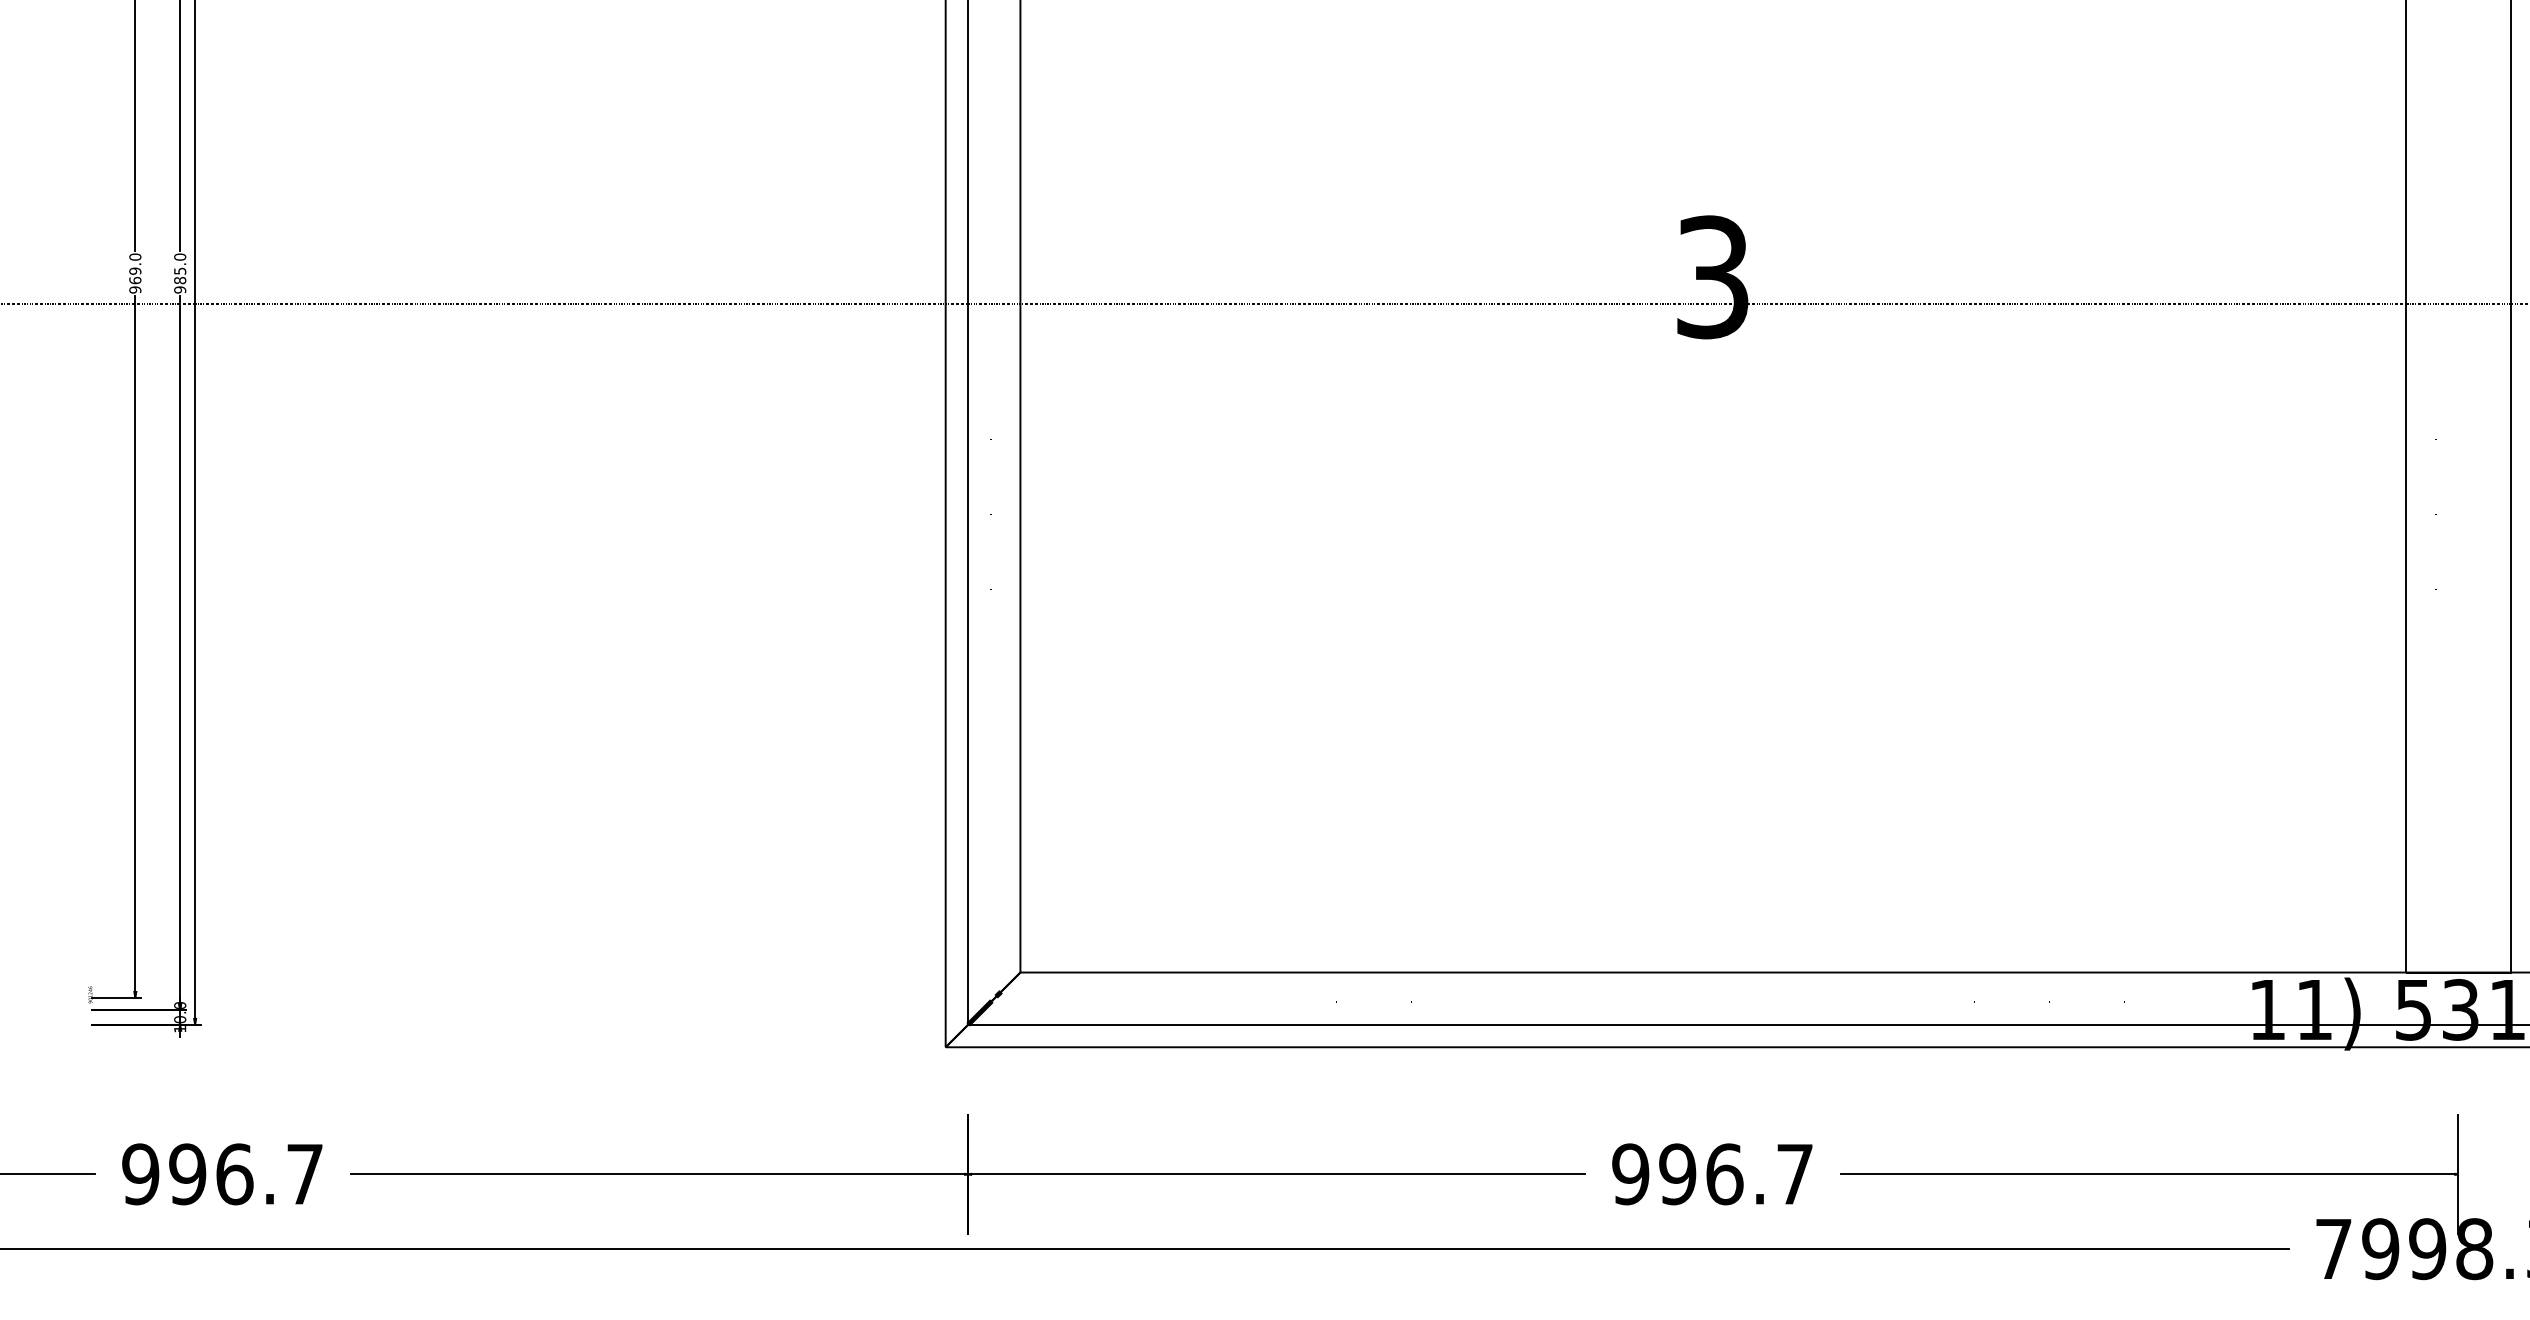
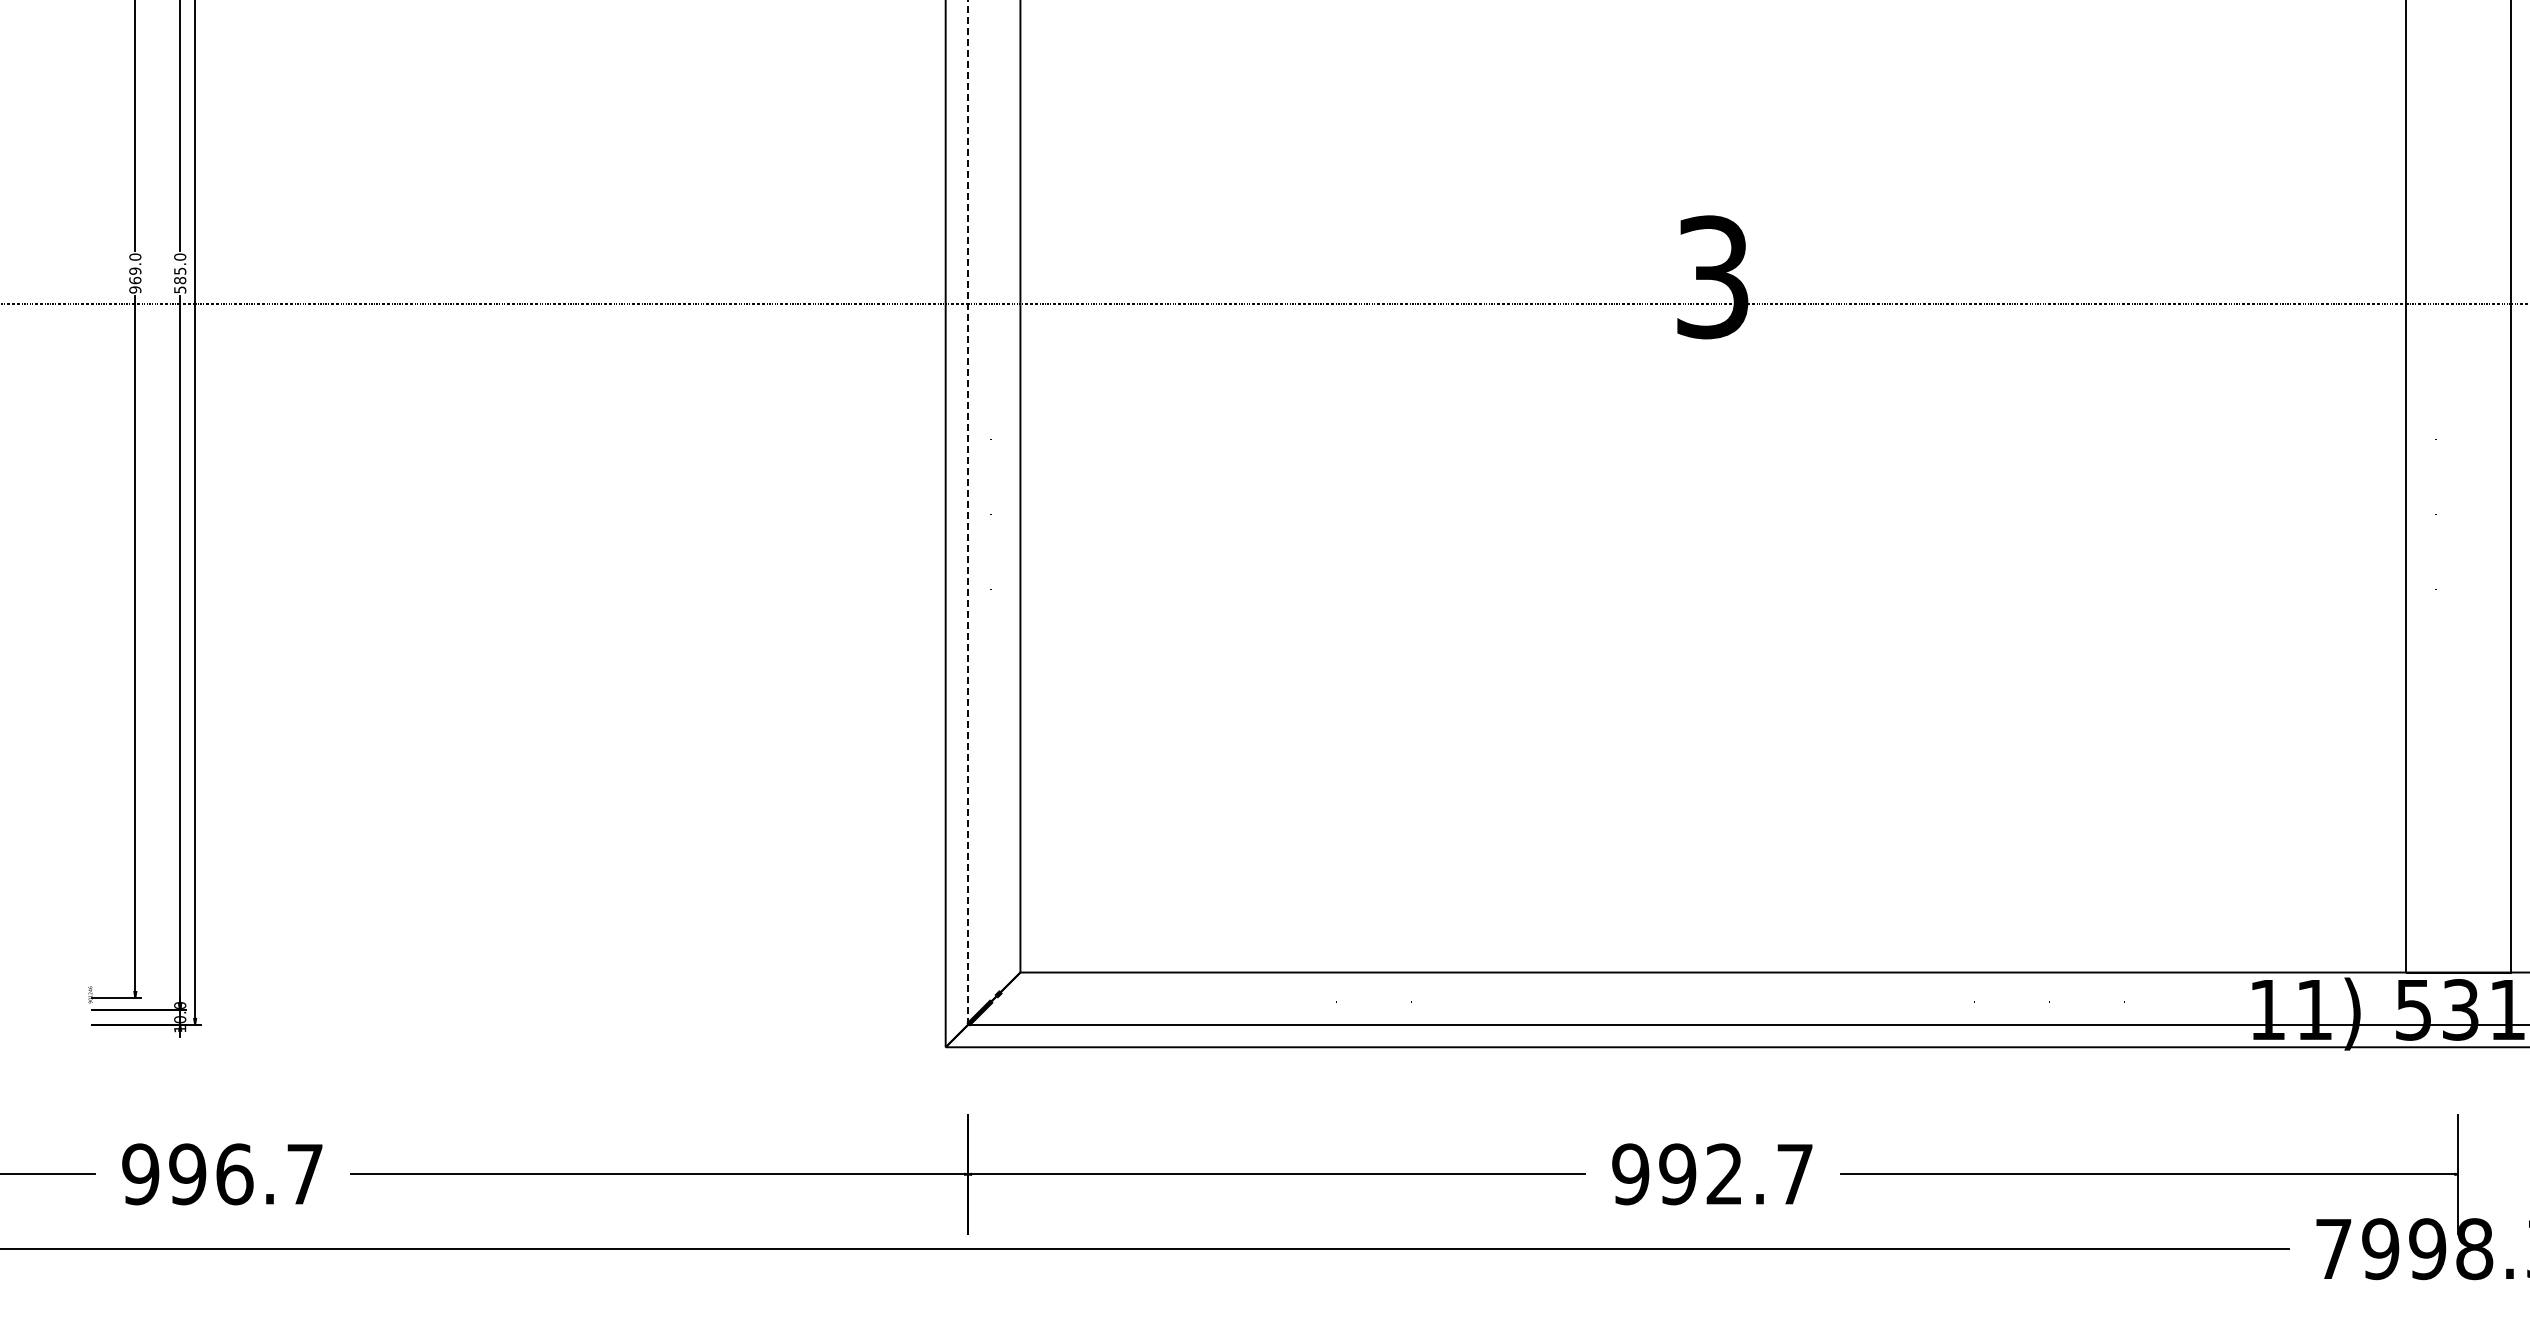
text: 985.0 -> 585.0 (179, 289)
line: solid -> dashed (968, 511)
text: 996.7 -> 992.7 (1724, 1174)
